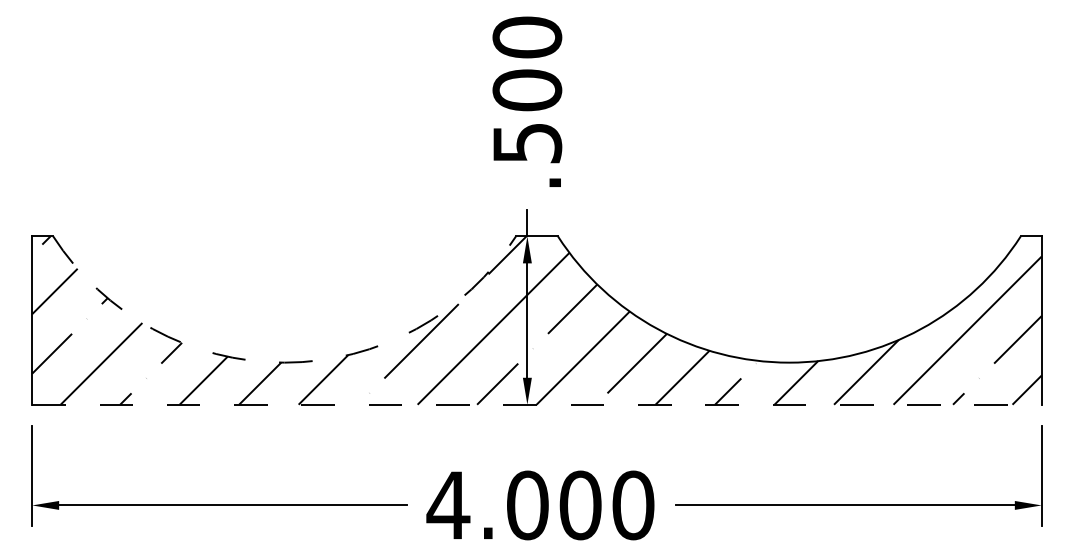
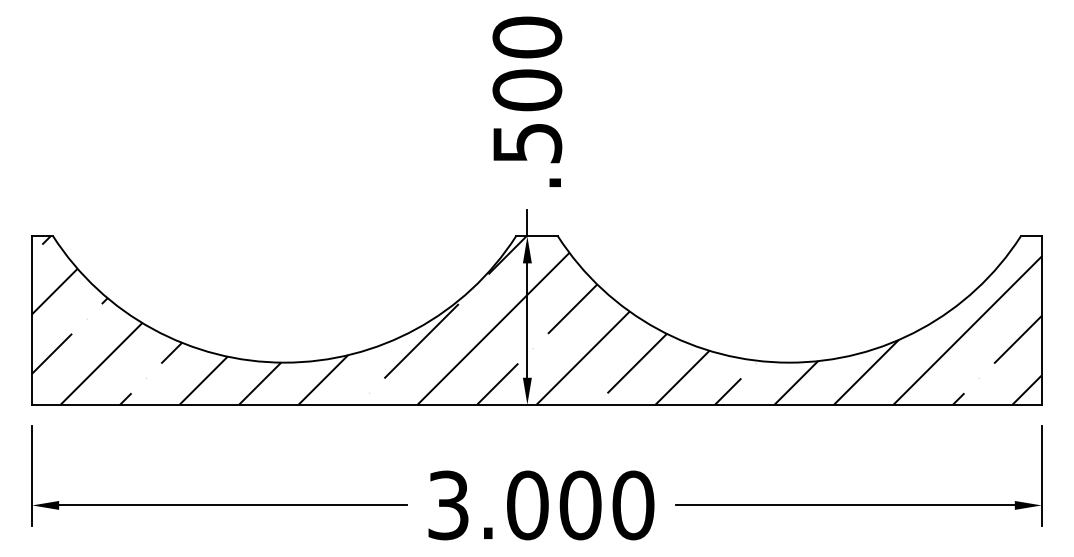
arc: dashed -> solid (284, 362)
line: dashed -> solid (536, 404)
text: 4.000 -> 3.000 (448, 505)
